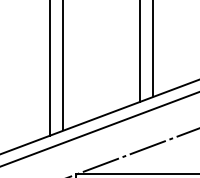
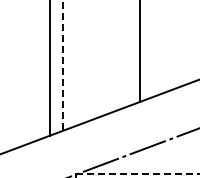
line: present -> none (153, 49)
line: solid -> dashed (63, 65)
line: present -> none (99, 129)
line: solid -> dashed (138, 174)
